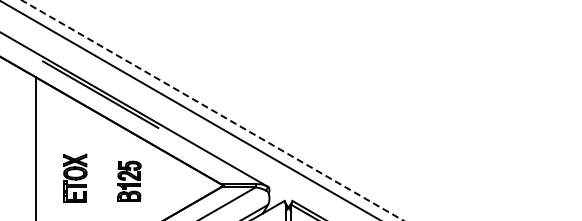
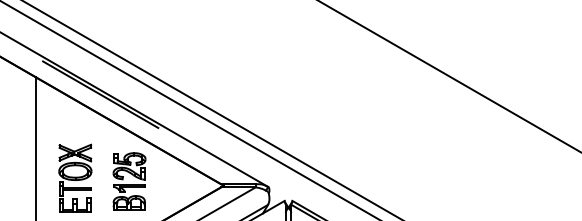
line: none -> present (449, 76)
line: dashed -> solid (212, 110)
part size: 25x50 px -> 35x70 px (75, 177)
part size: 25x42 px -> 35x59 px (129, 181)
